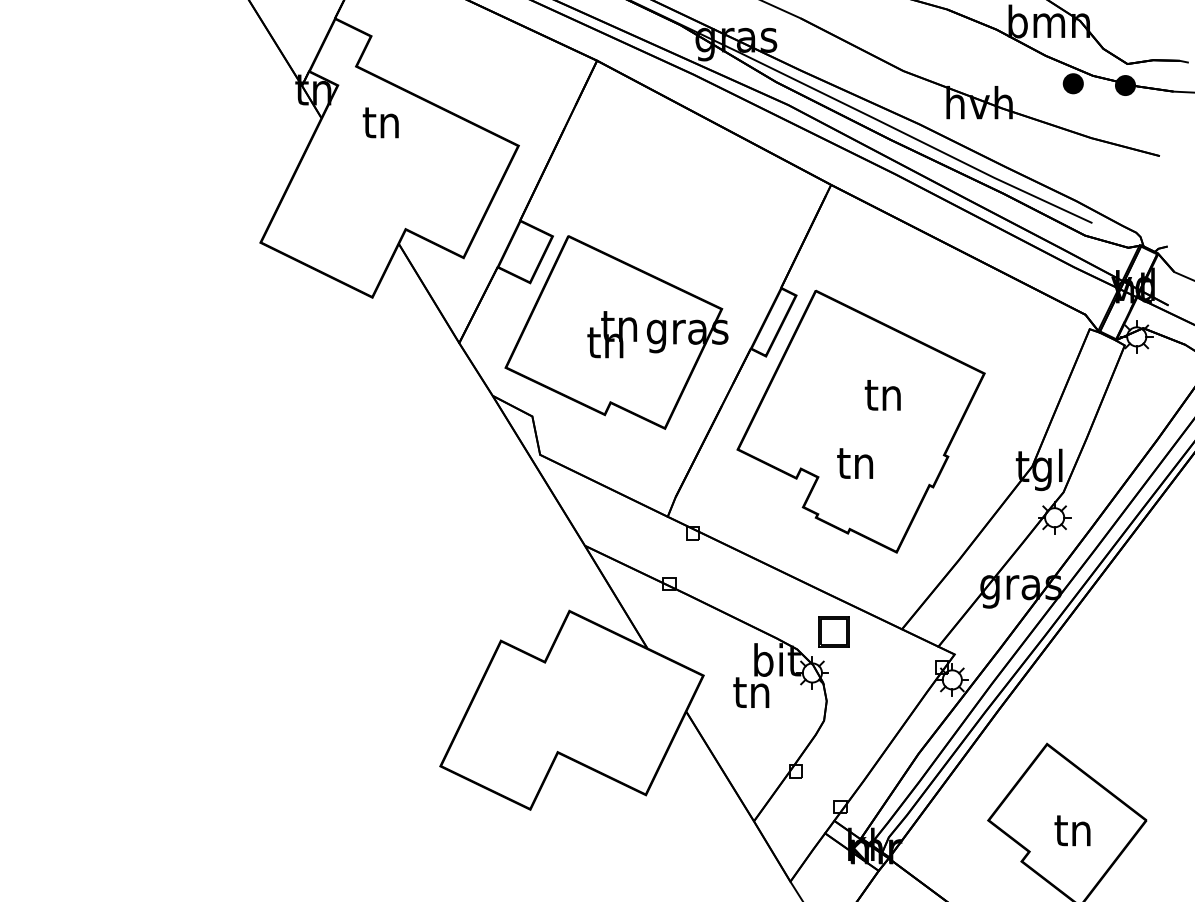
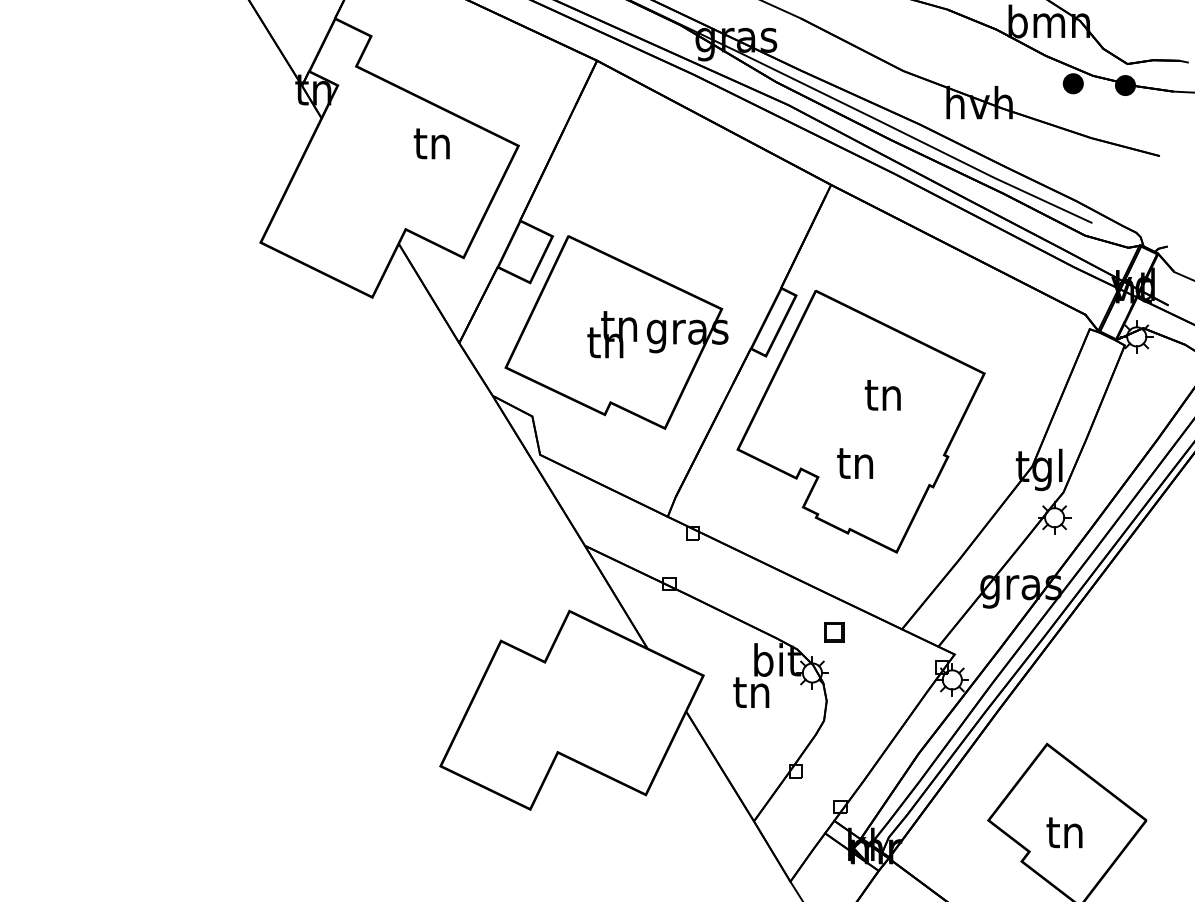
text position: (380, 122) -> (431, 143) (431, 143)
part size: 32x32 px -> 21x21 px (834, 632)
text position: (1072, 830) -> (1064, 832) (1064, 832)
